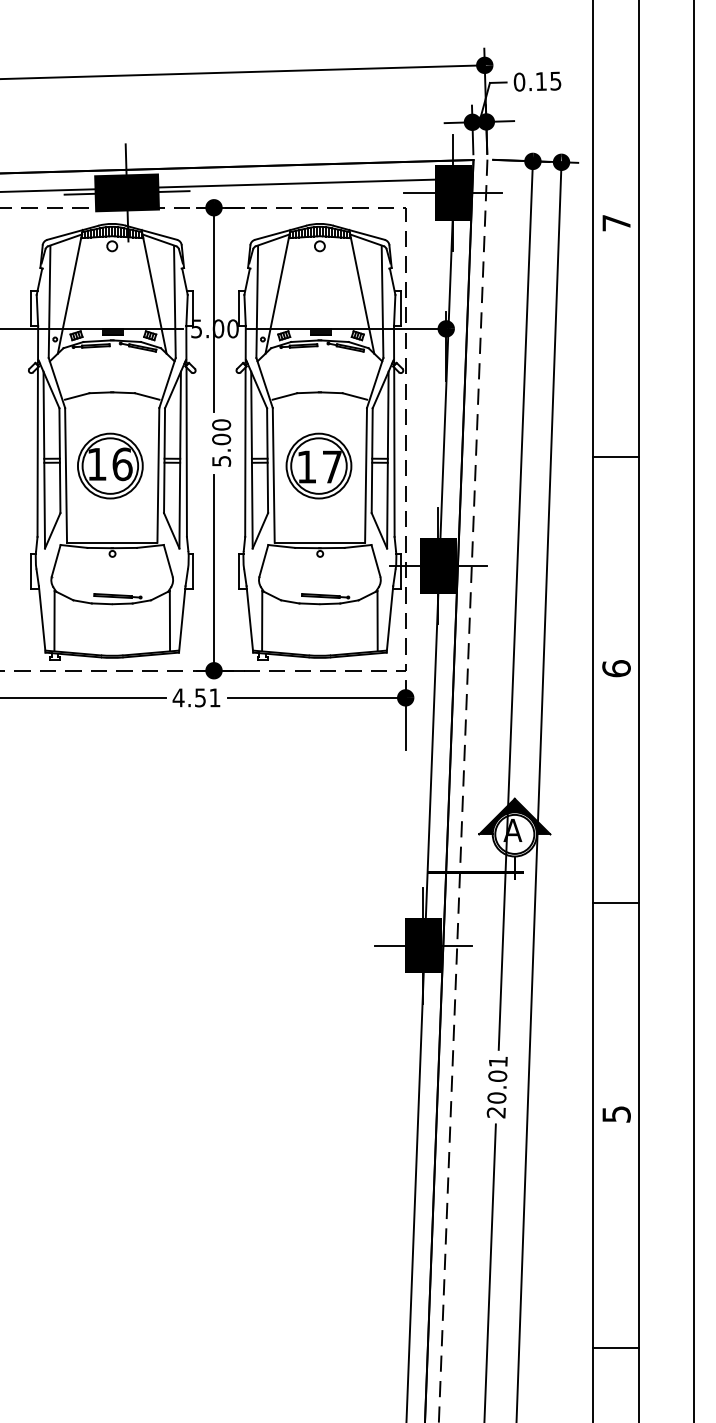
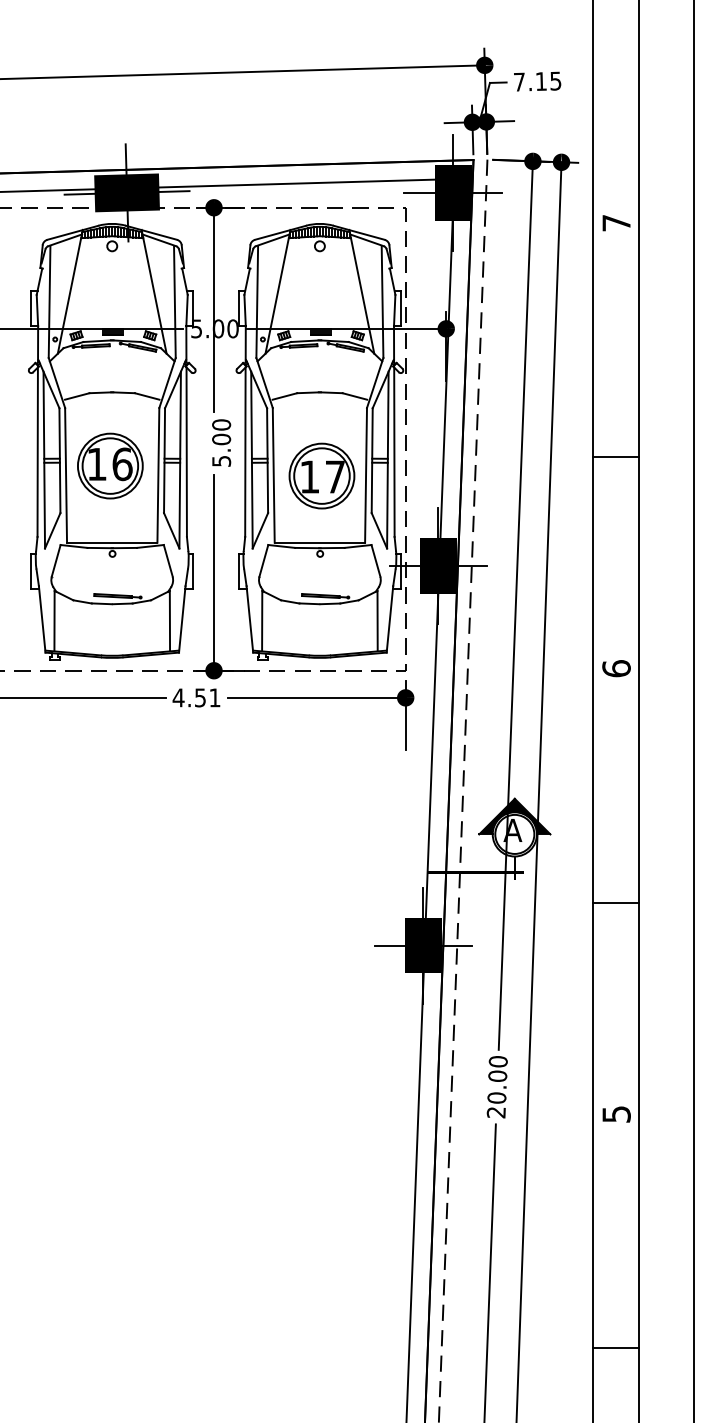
text: 0.15 -> 7.15 (519, 81)
part position: (318, 465) -> (321, 475) (321, 475)
text: 20.01 -> 20.00 (497, 1061)
